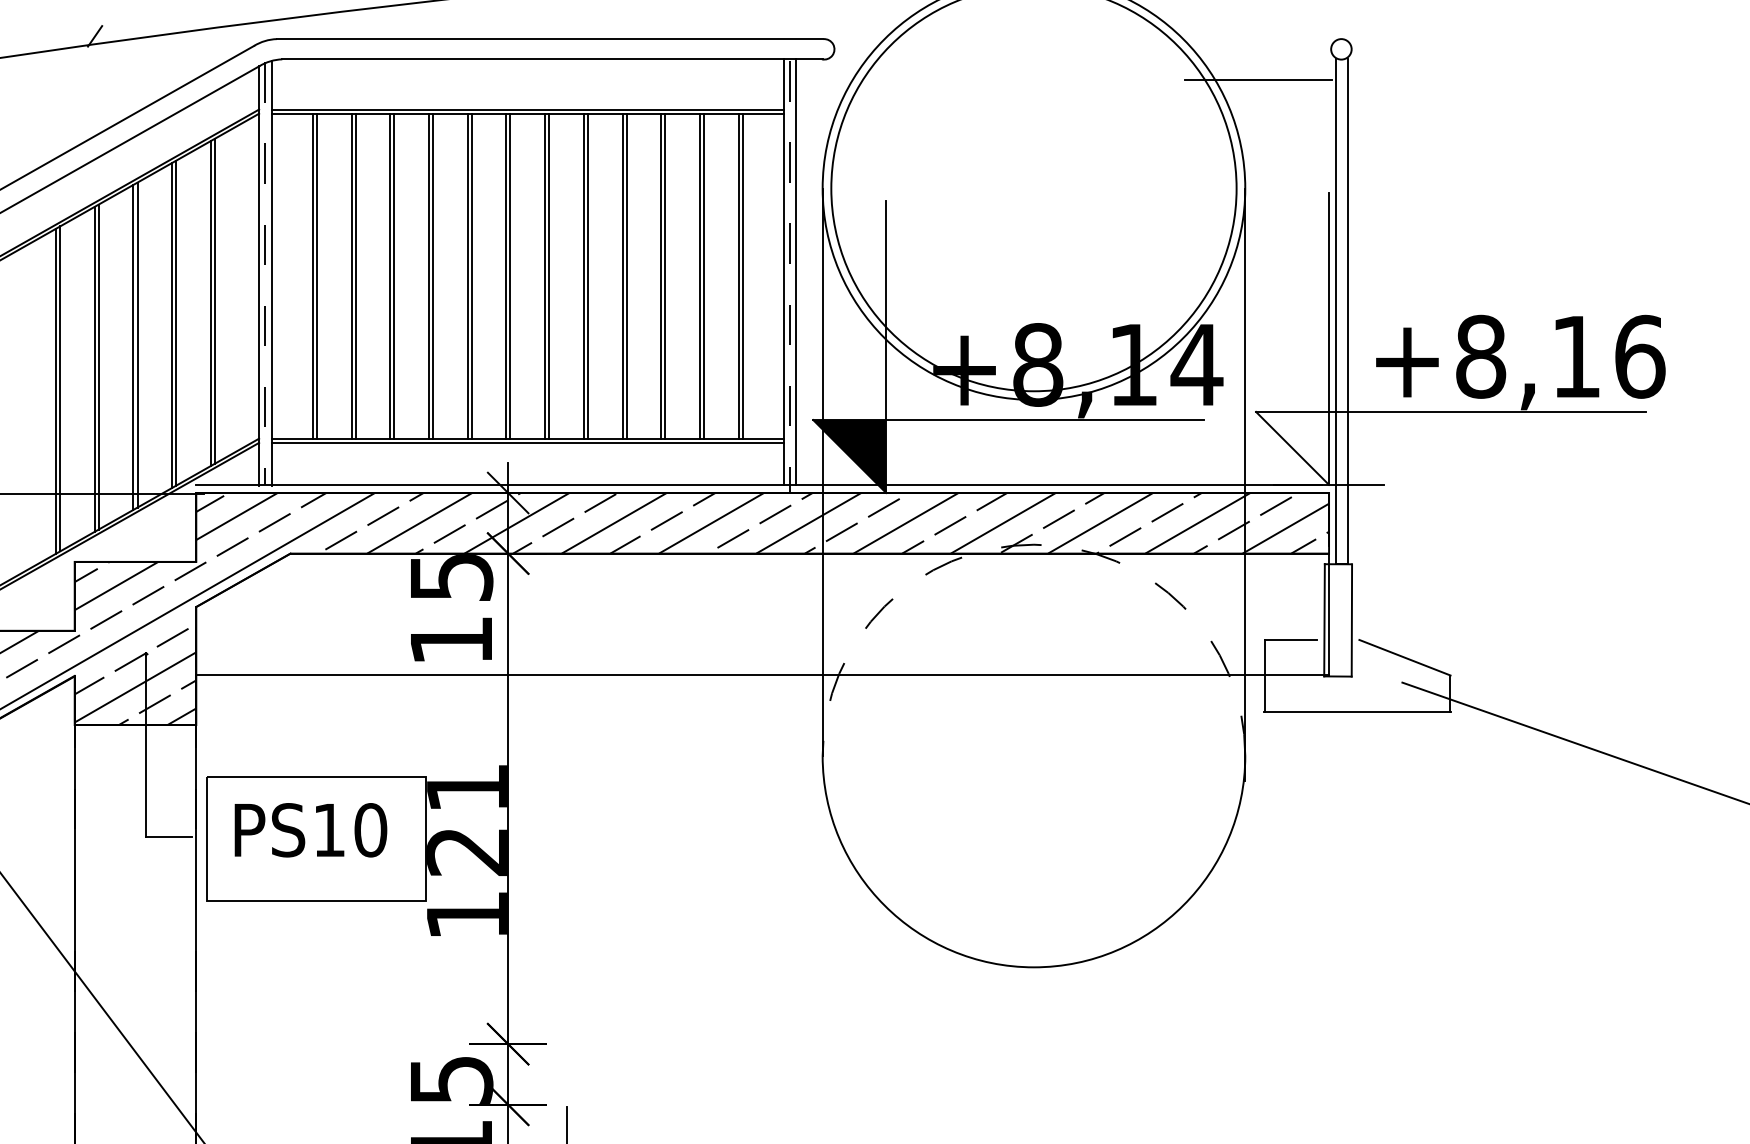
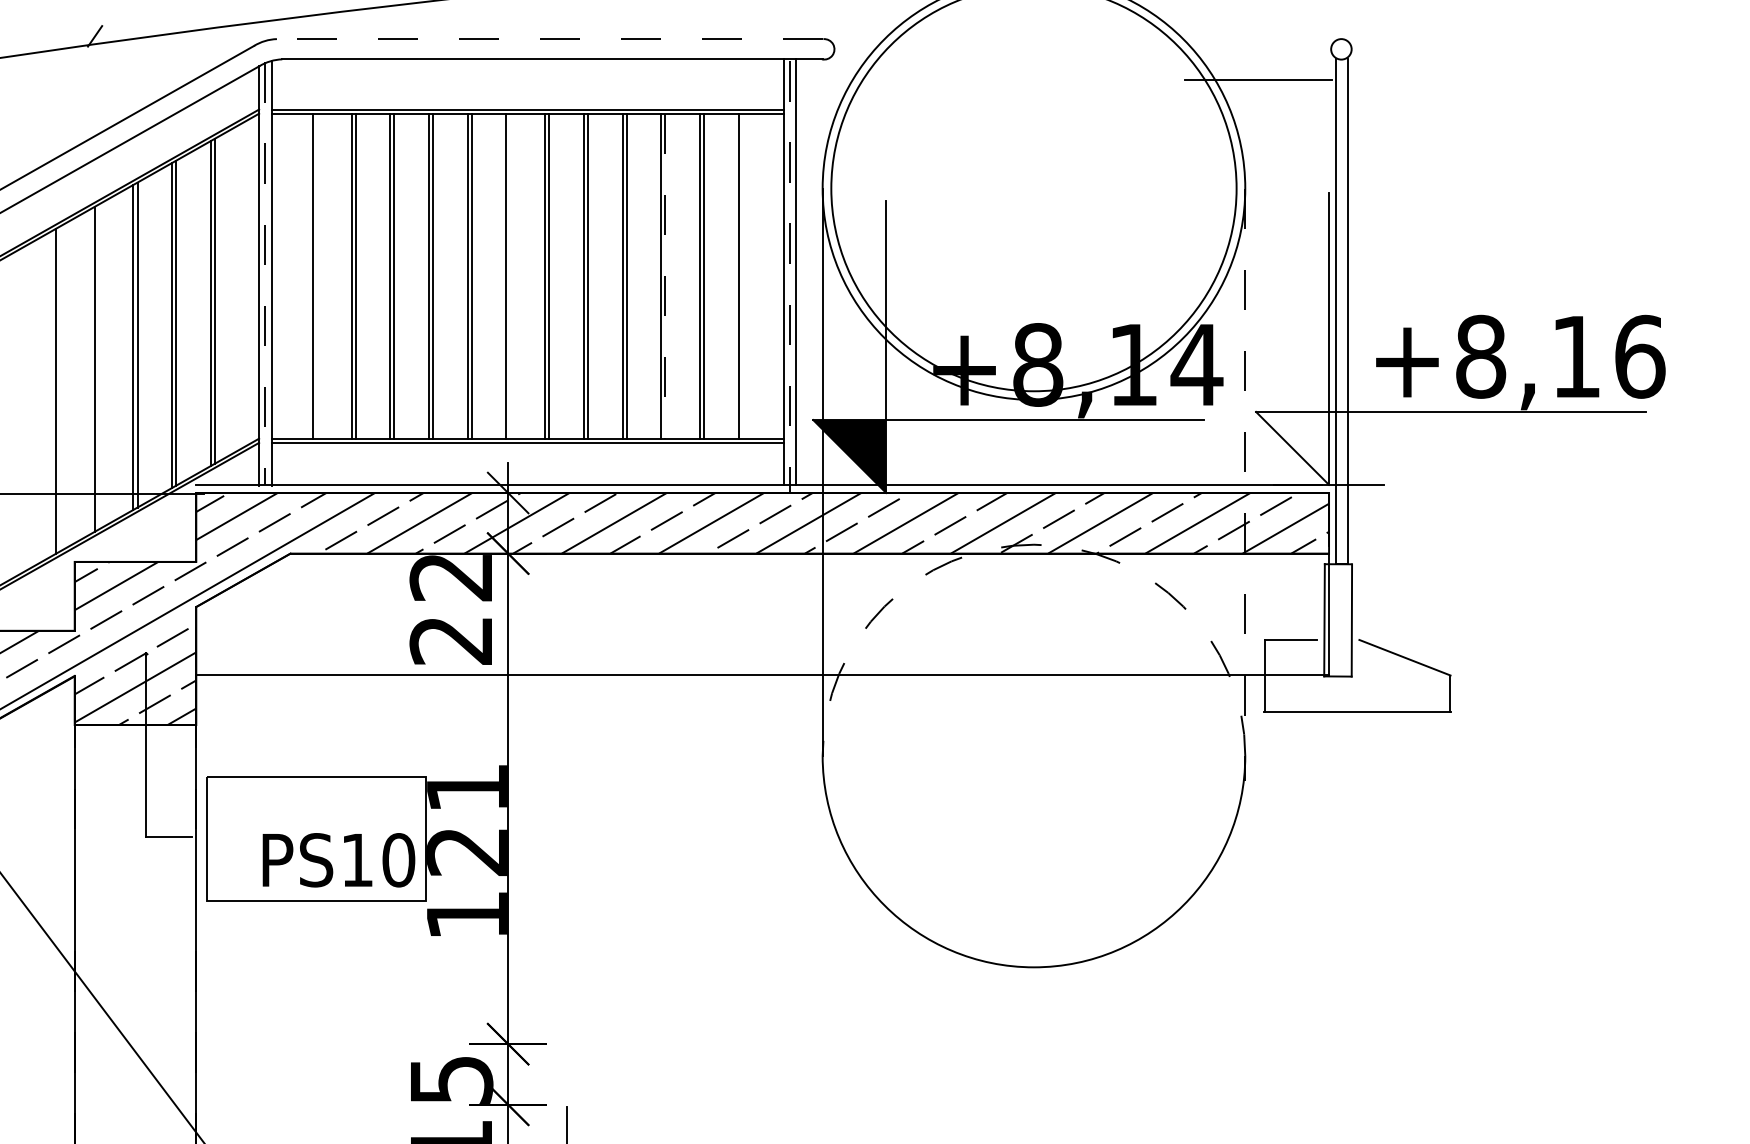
line: solid -> dashed (549, 39)
line: present -> none (316, 275)
line: present -> none (510, 275)
line: present -> none (742, 275)
line: solid -> dashed (665, 276)
line: present -> none (98, 366)
line: present -> none (60, 388)
line: solid -> dashed (1245, 484)
text: 15 -> 22 (451, 609)
line: present -> none (1574, 742)
text position: (310, 830) -> (338, 860) (338, 860)
